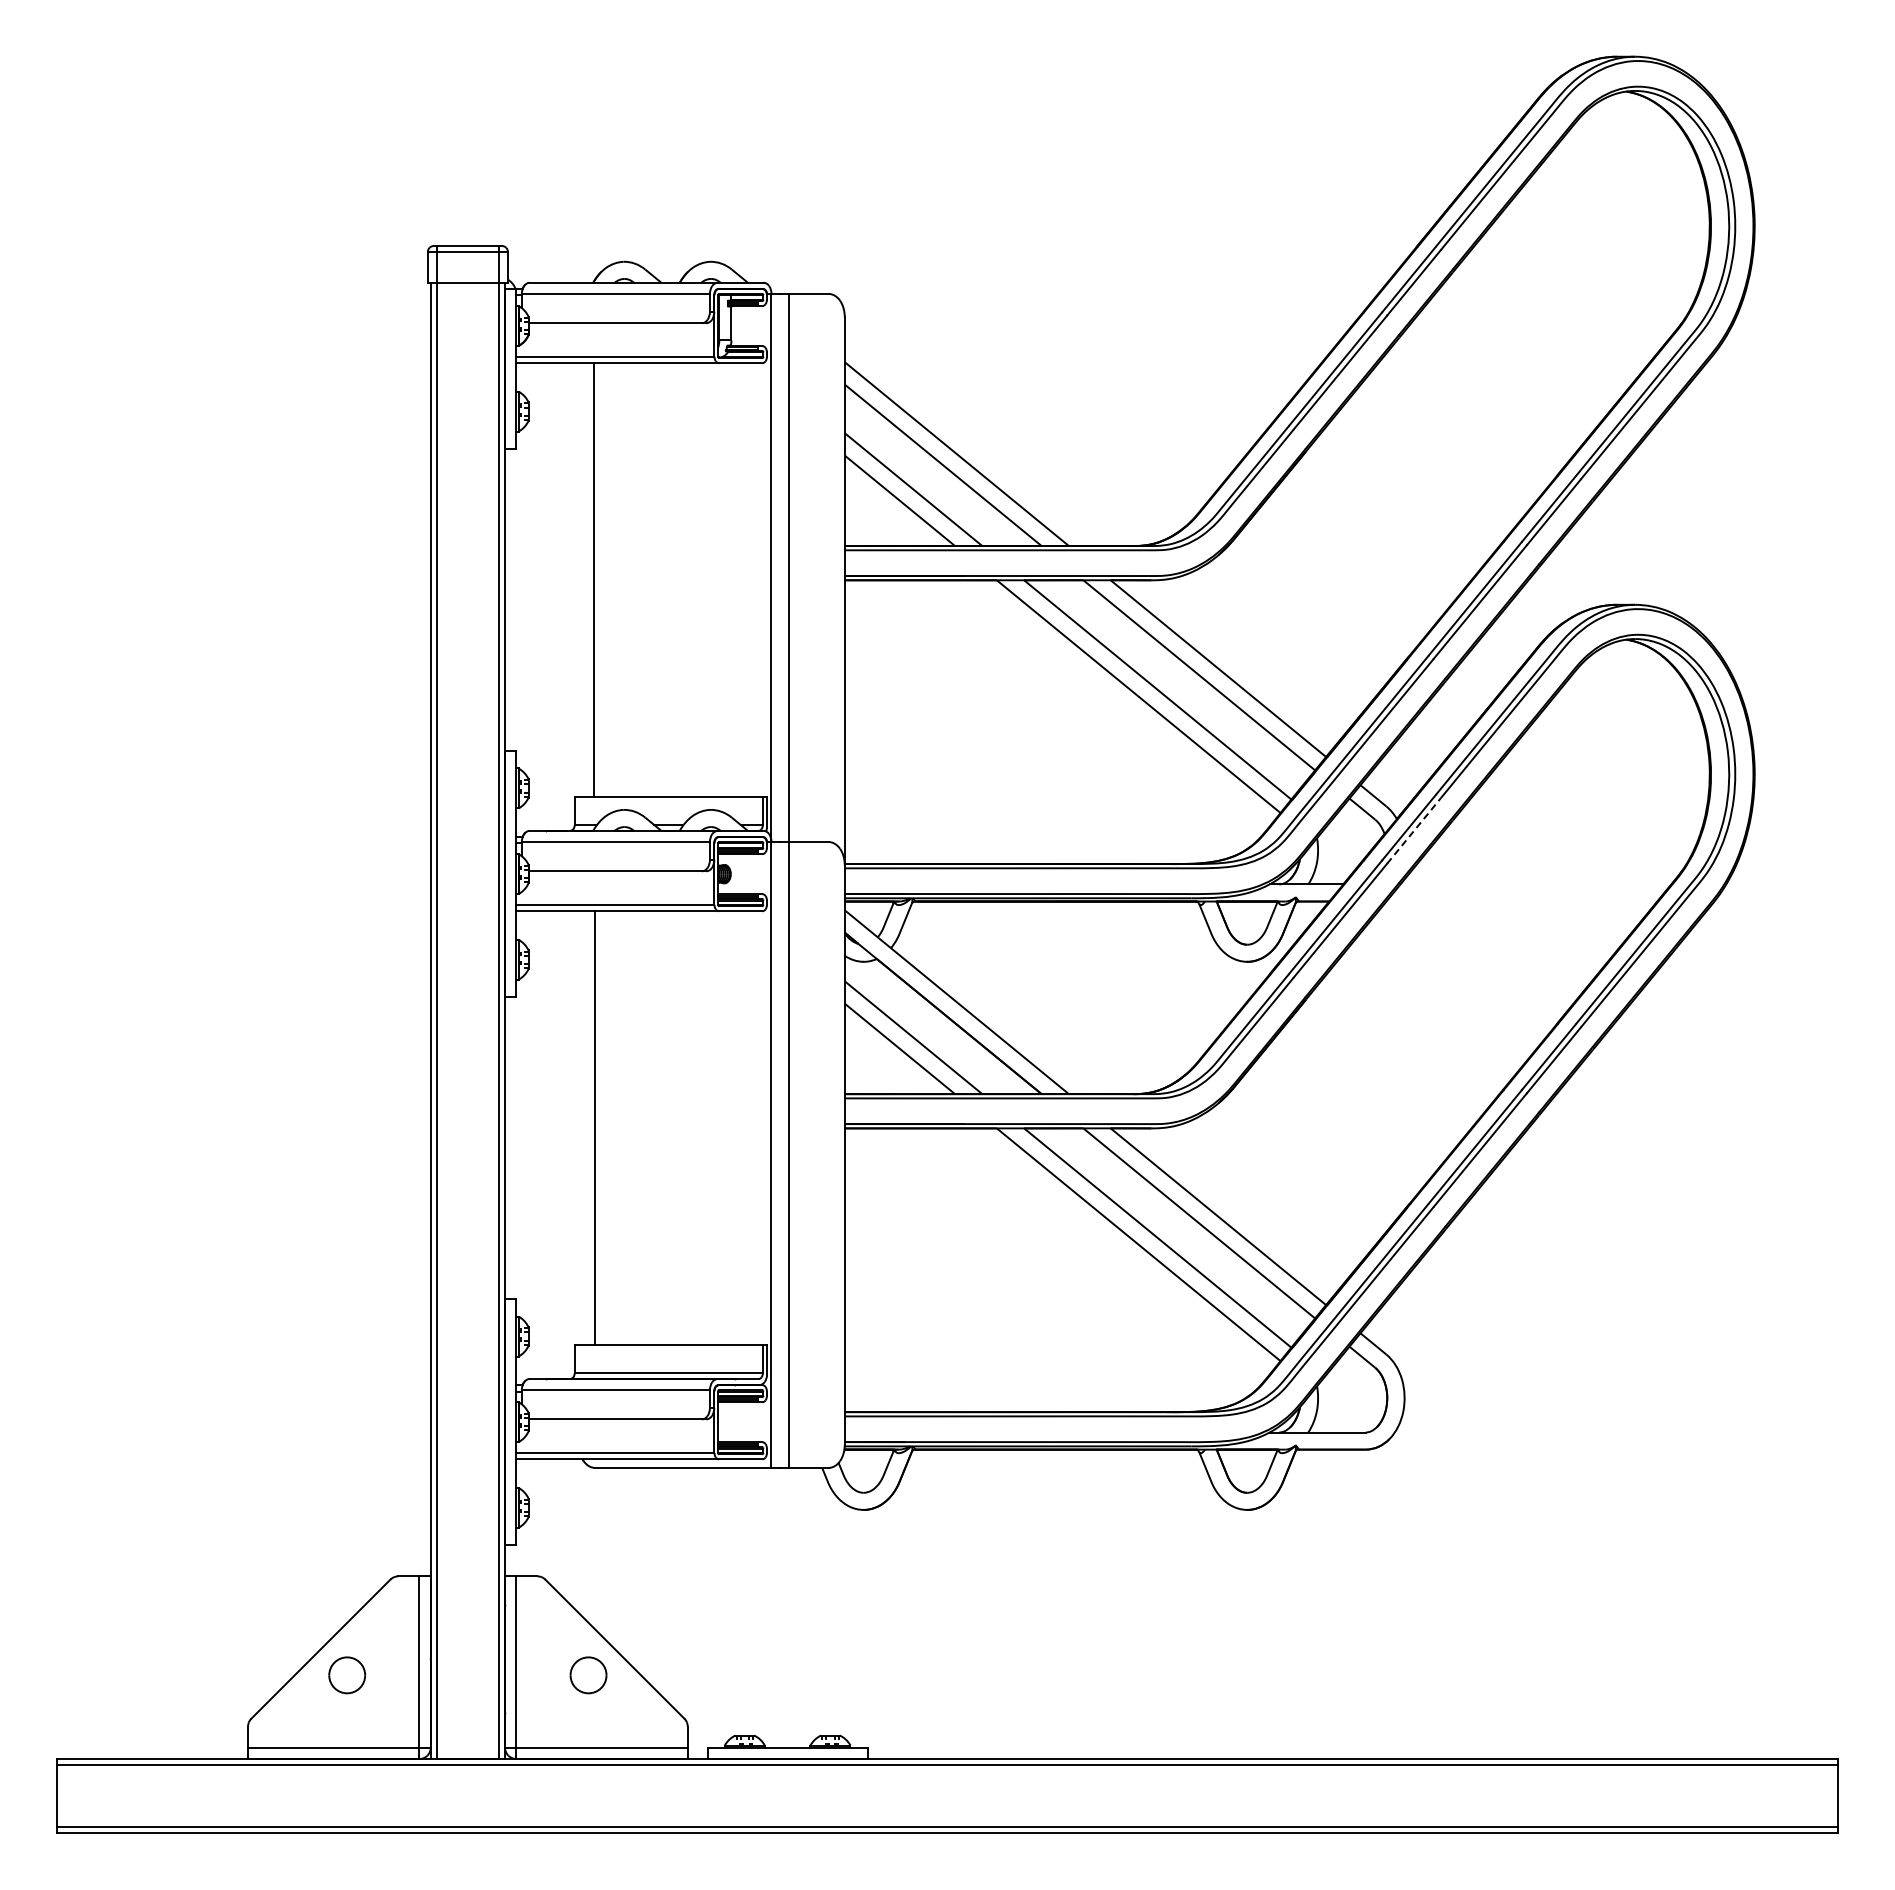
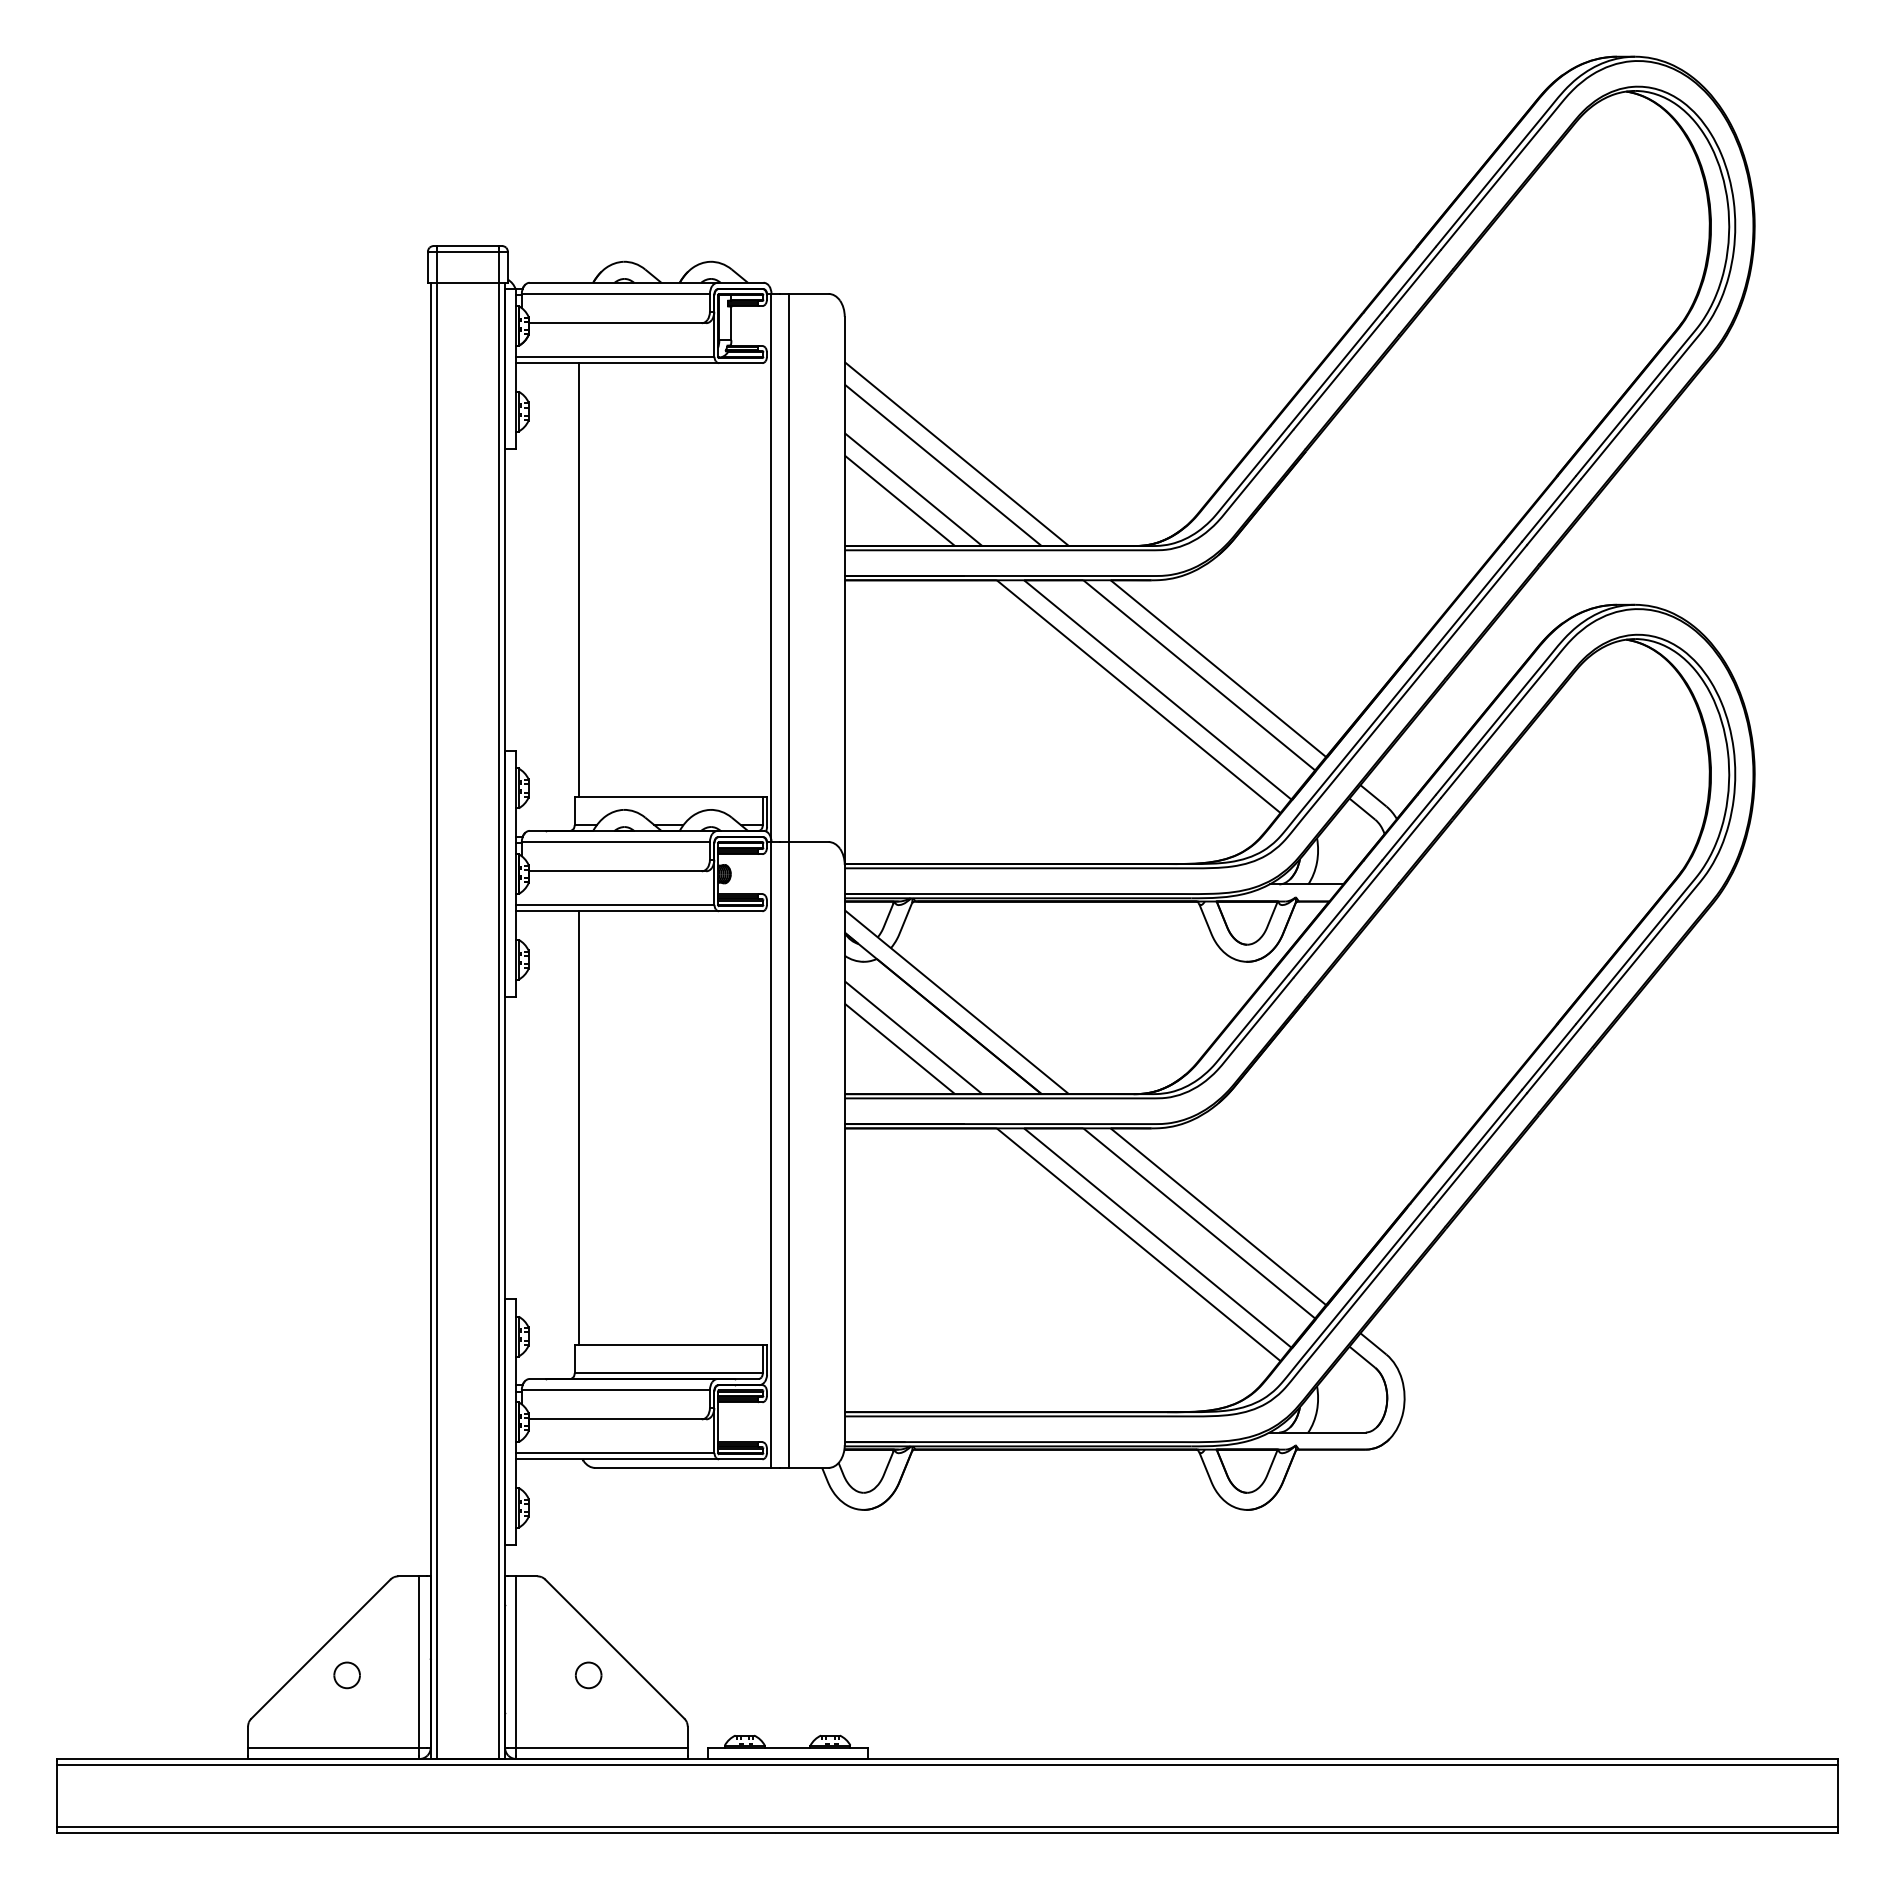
line position: (593, 579) -> (578, 579) (578, 579)
line: dashed -> solid (1414, 830)
line position: (594, 1127) -> (578, 1127) (578, 1127)
part size: 39x39 px -> 28x29 px (346, 1675)
part size: 39x39 px -> 28x29 px (588, 1675)
